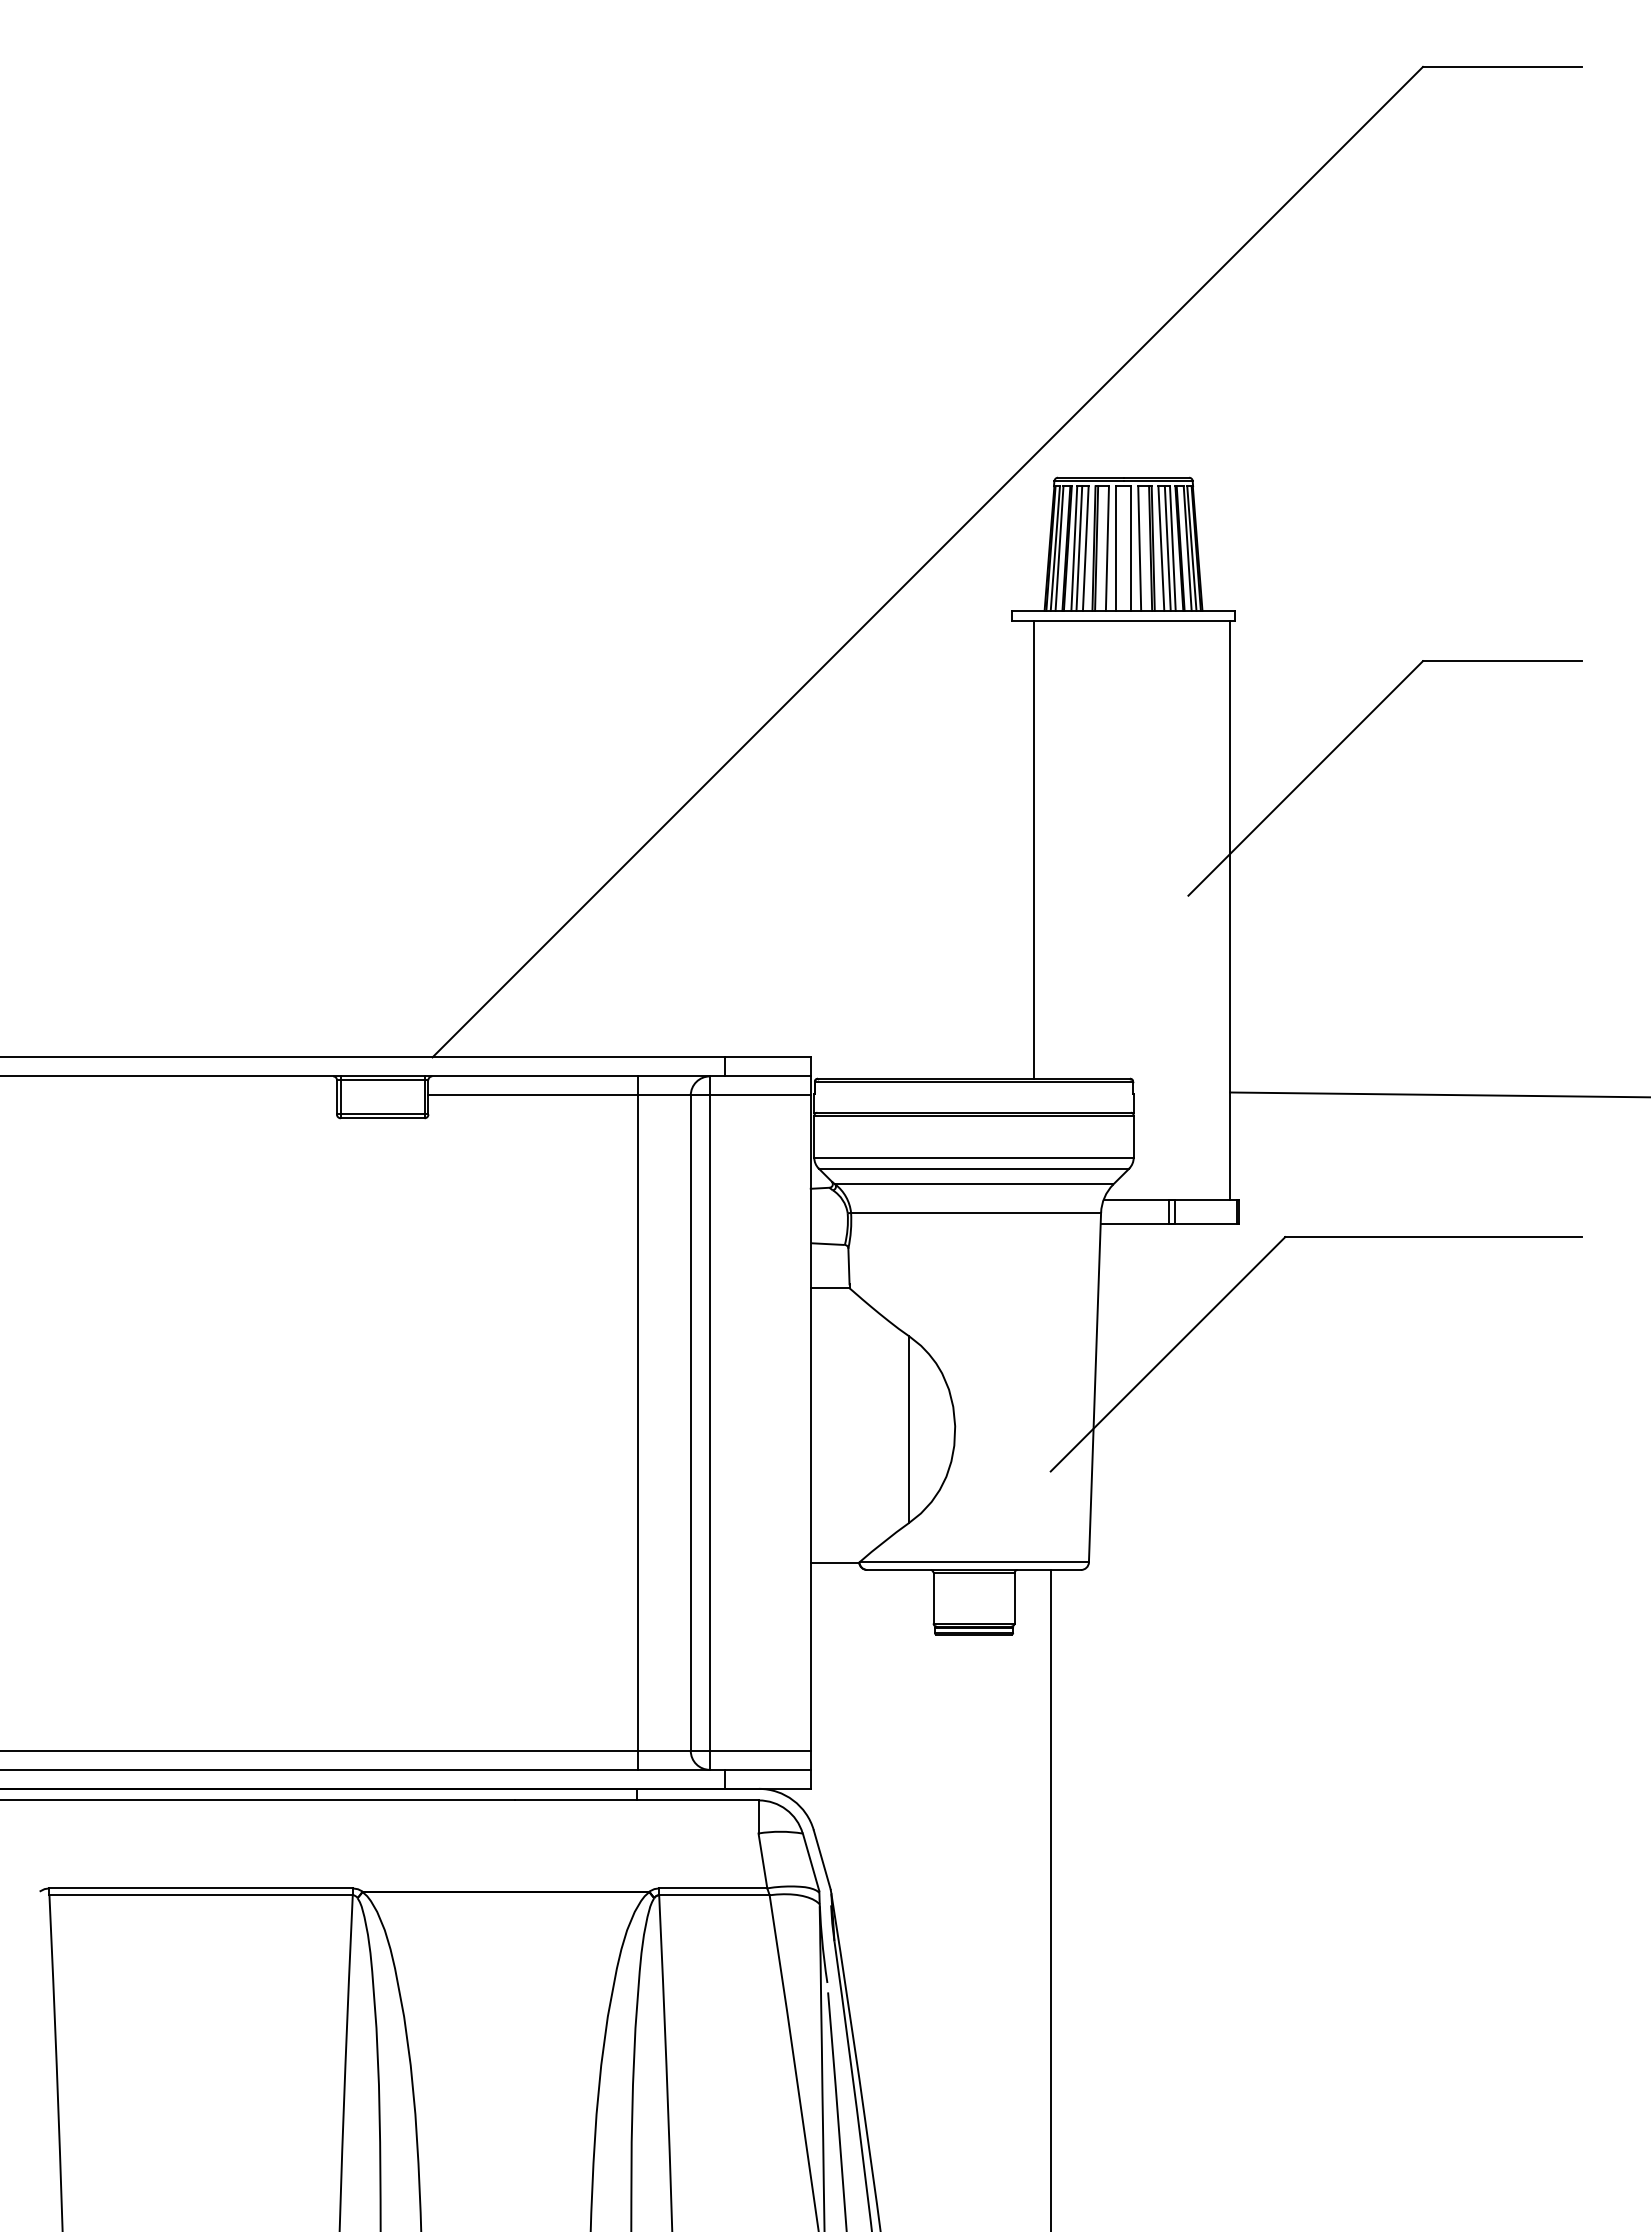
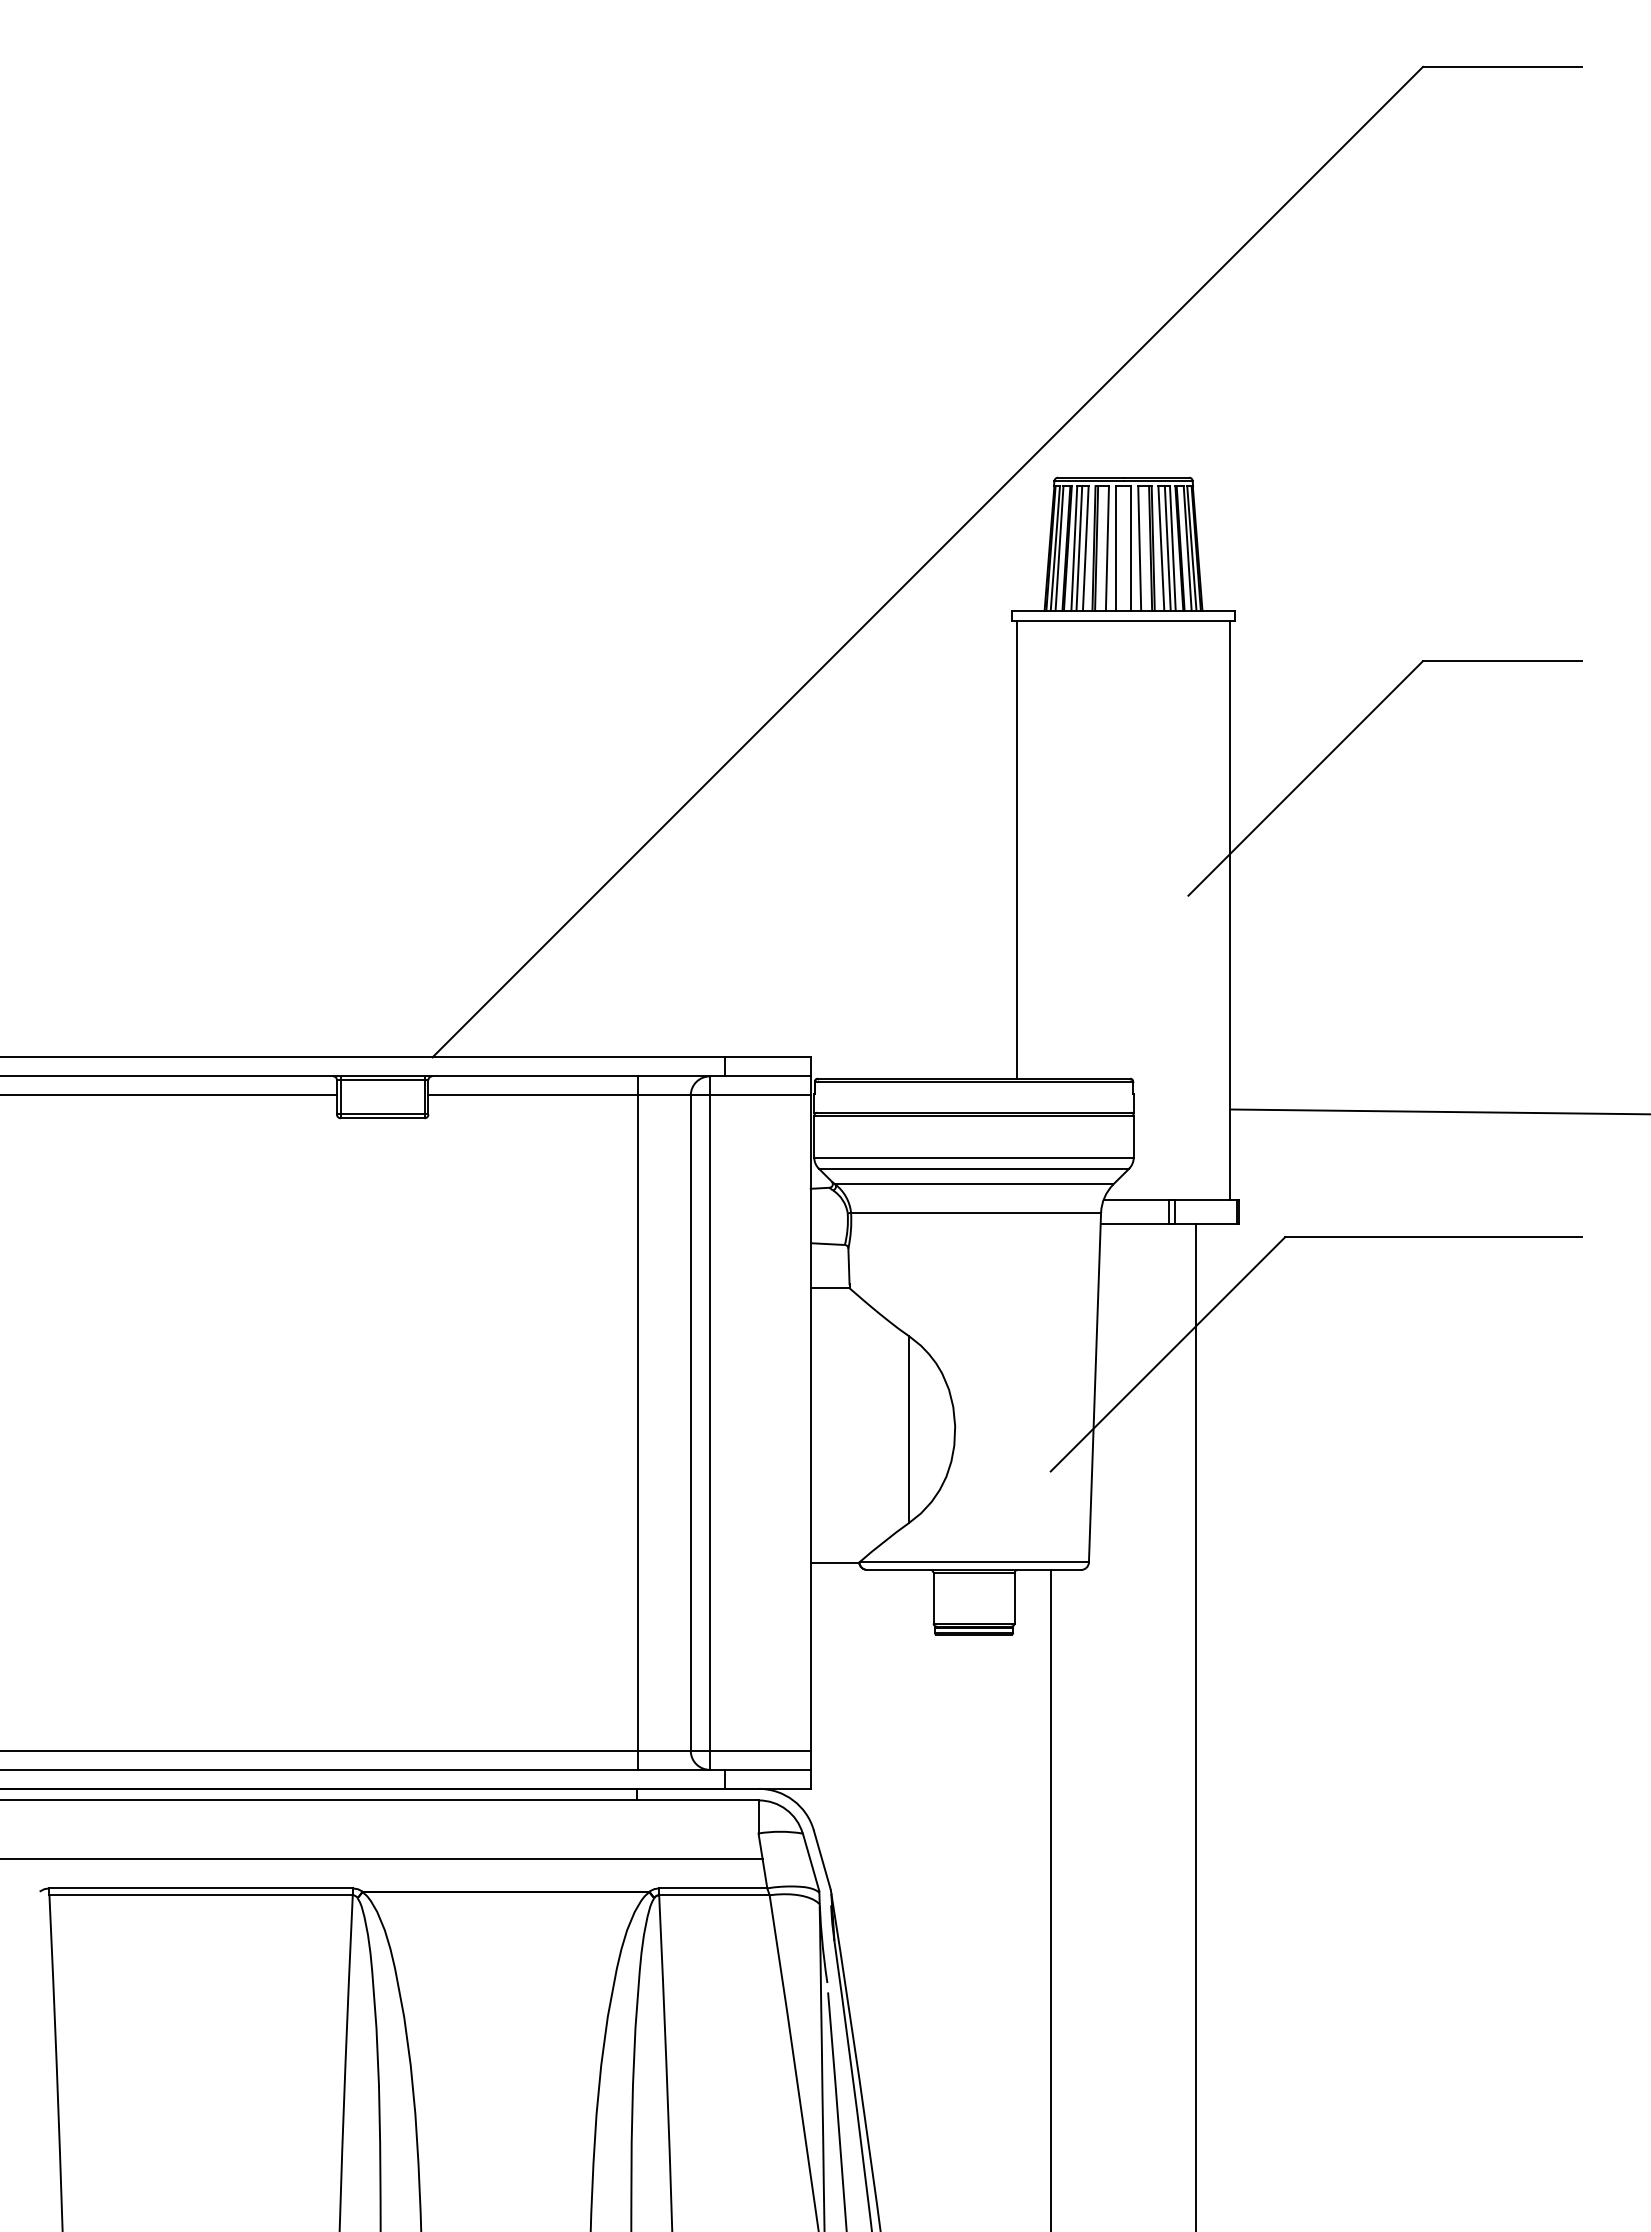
line position: (1033, 849) -> (1016, 849) (1016, 849)
line position: (1438, 1094) -> (1438, 1111) (1438, 1111)
line: none -> present (169, 1095)
line: none -> present (1195, 1726)
line: none -> present (382, 1858)
